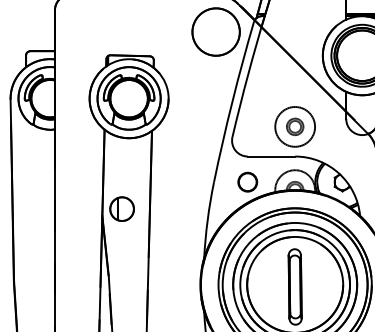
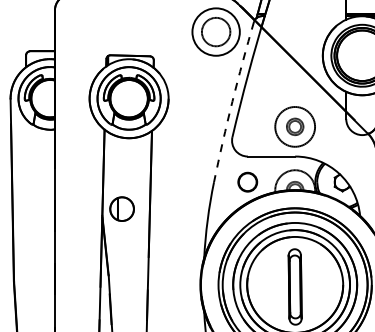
circle diameter: 47 px -> 28 px (215, 31)
arc: solid -> dashed (232, 101)
